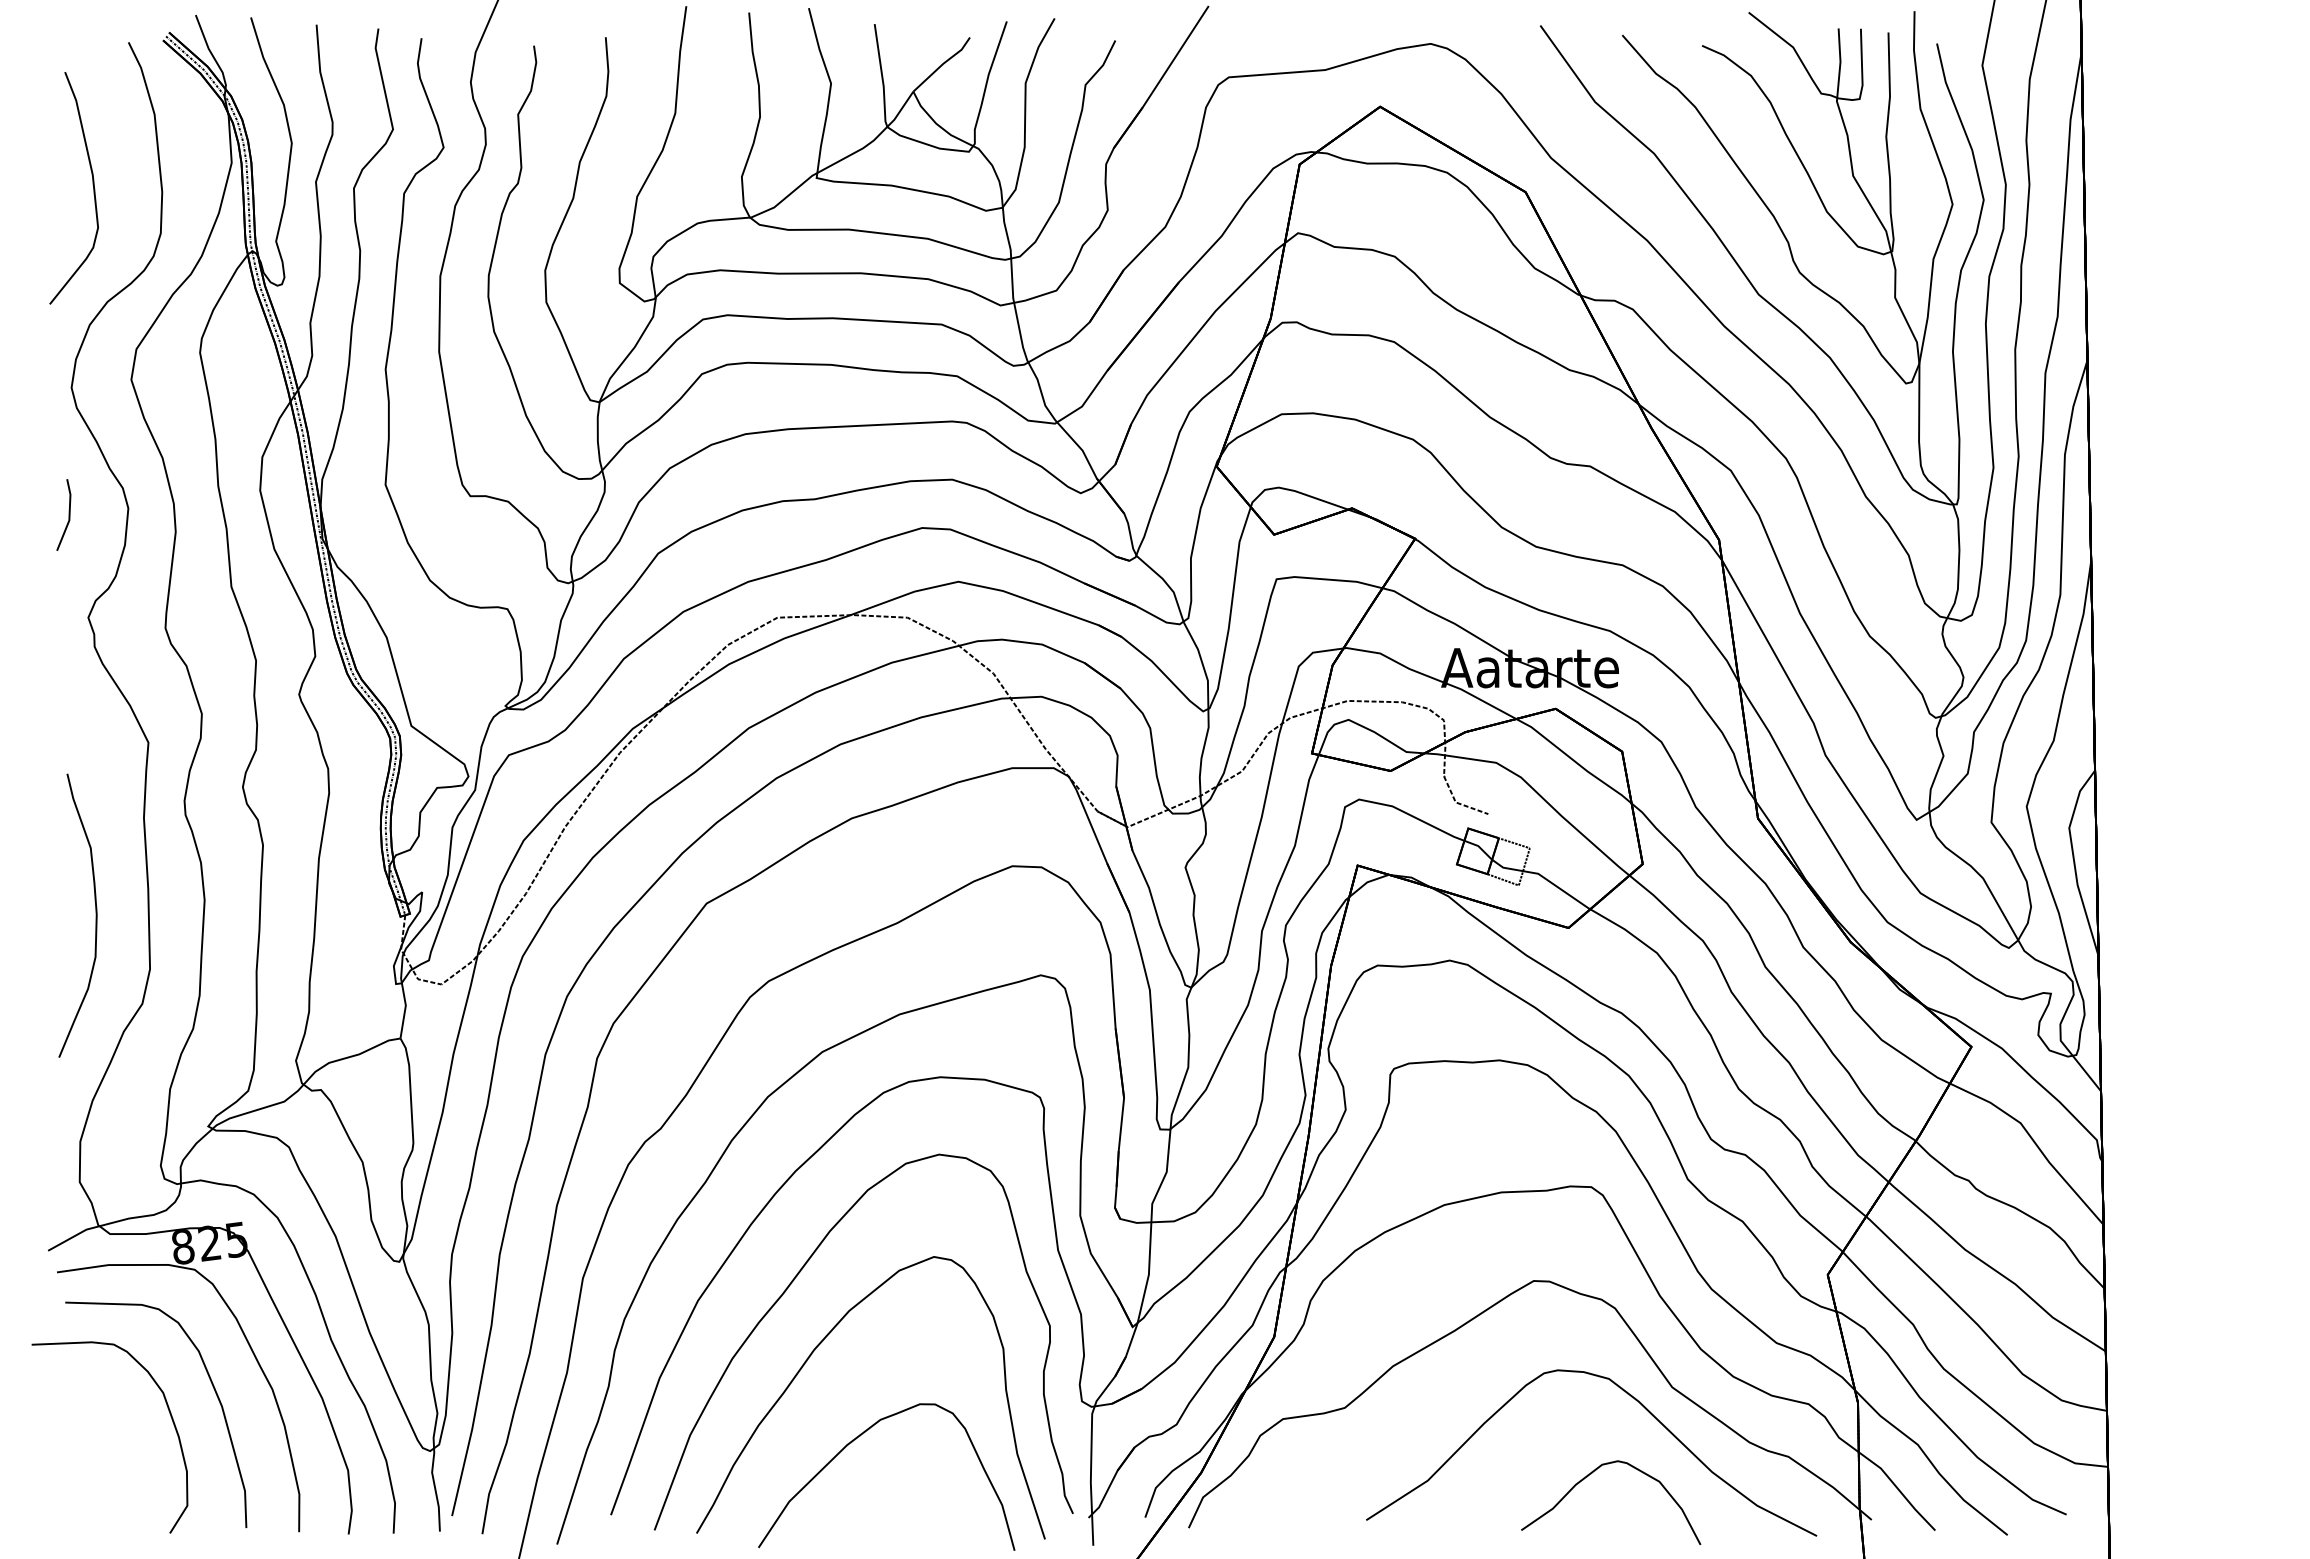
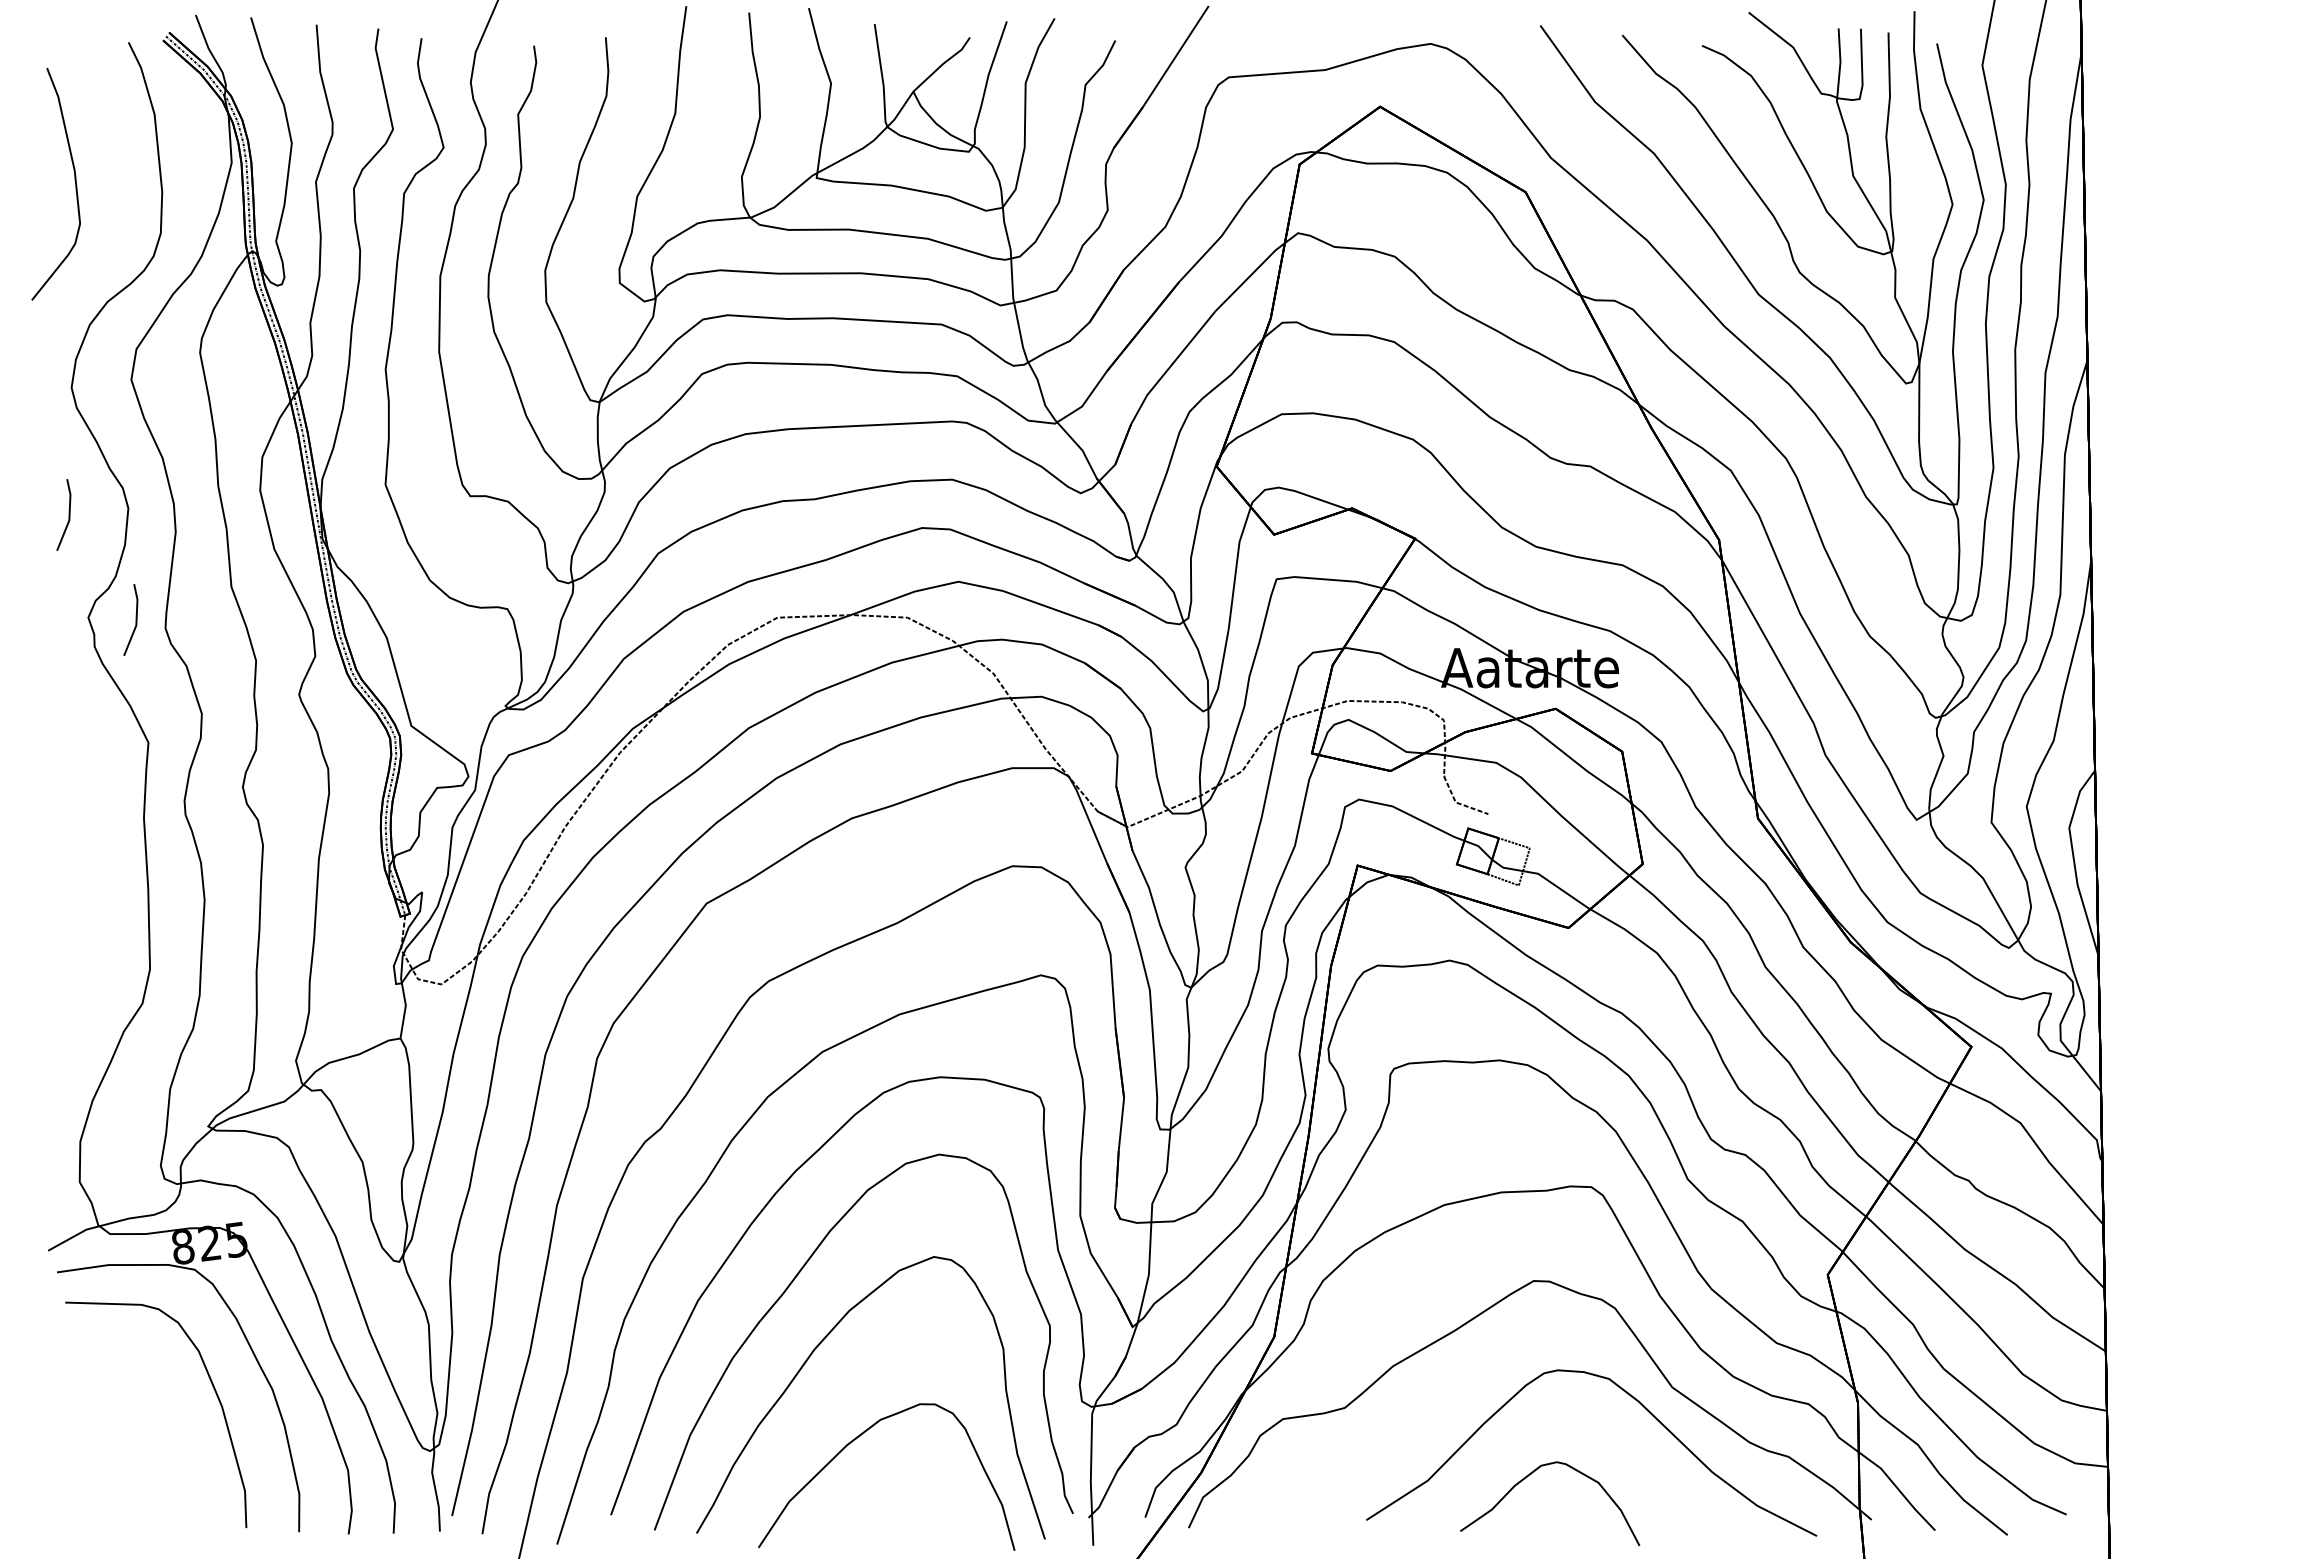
curve position: (92, 184) -> (74, 180) (74, 180)
line: none -> present (135, 619)
curve: present -> none (95, 915)
curve: present -> none (169, 1414)
part position: (1591, 1474) -> (1530, 1475) (1530, 1475)
